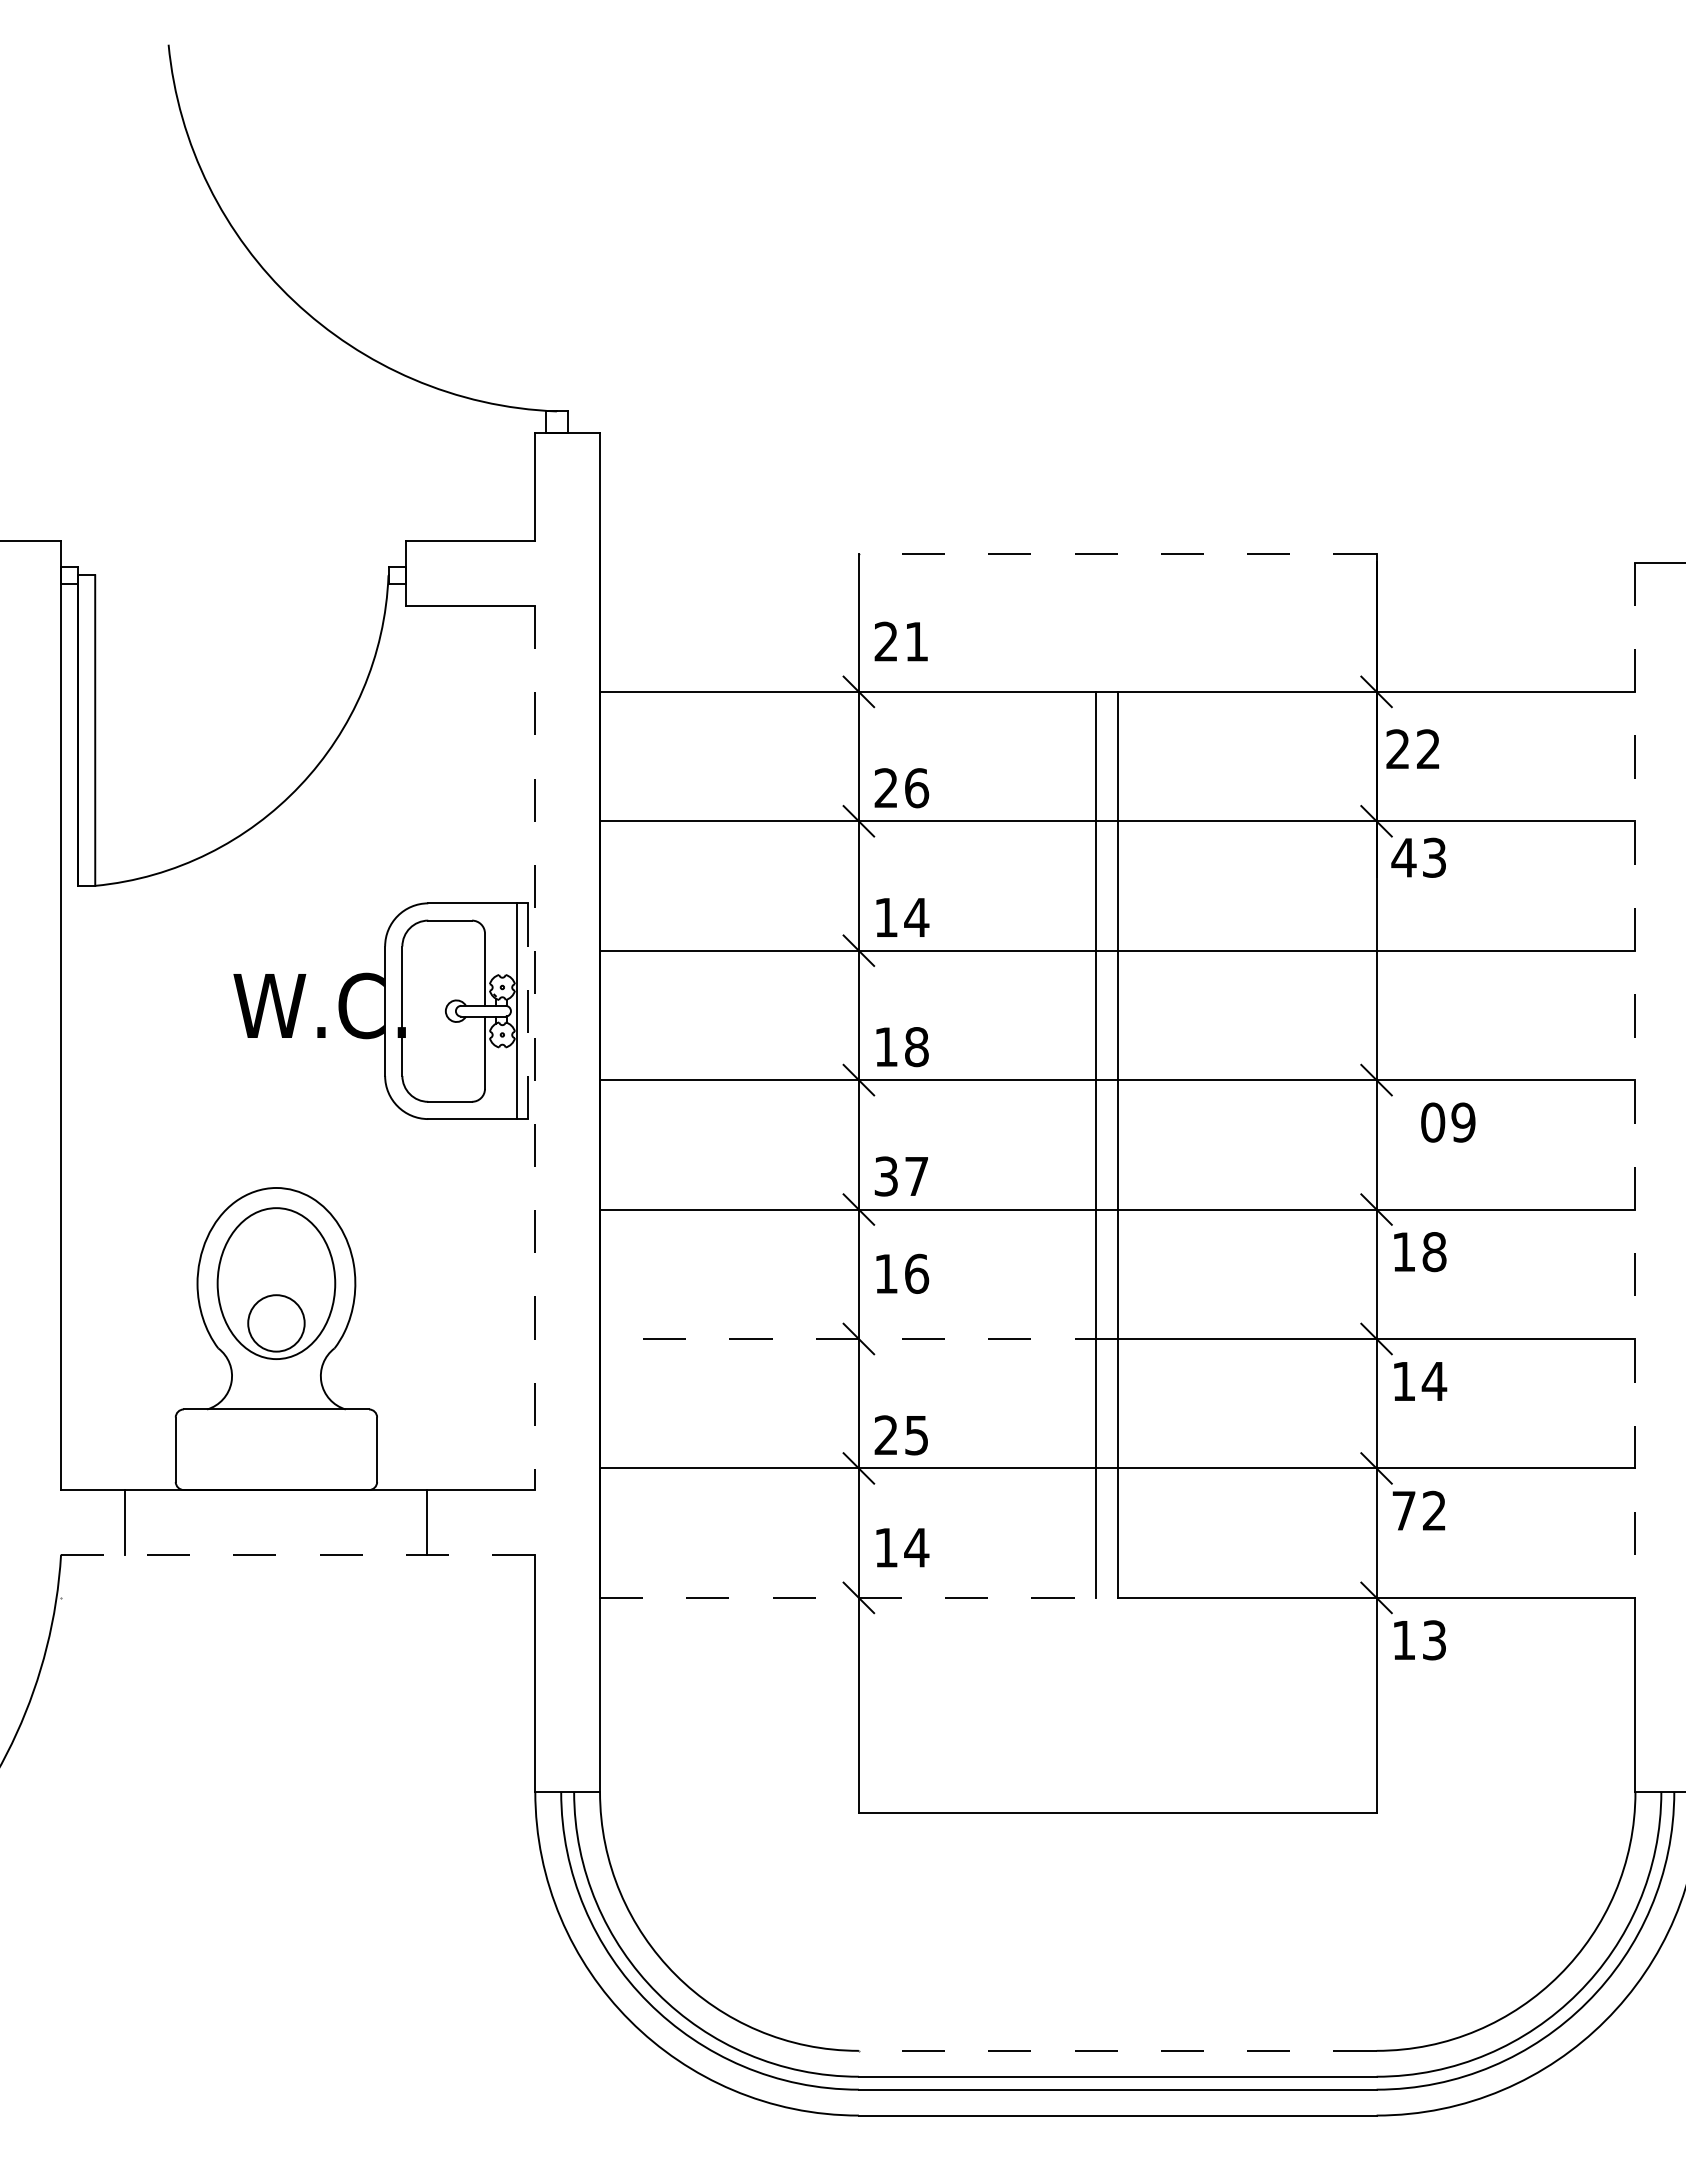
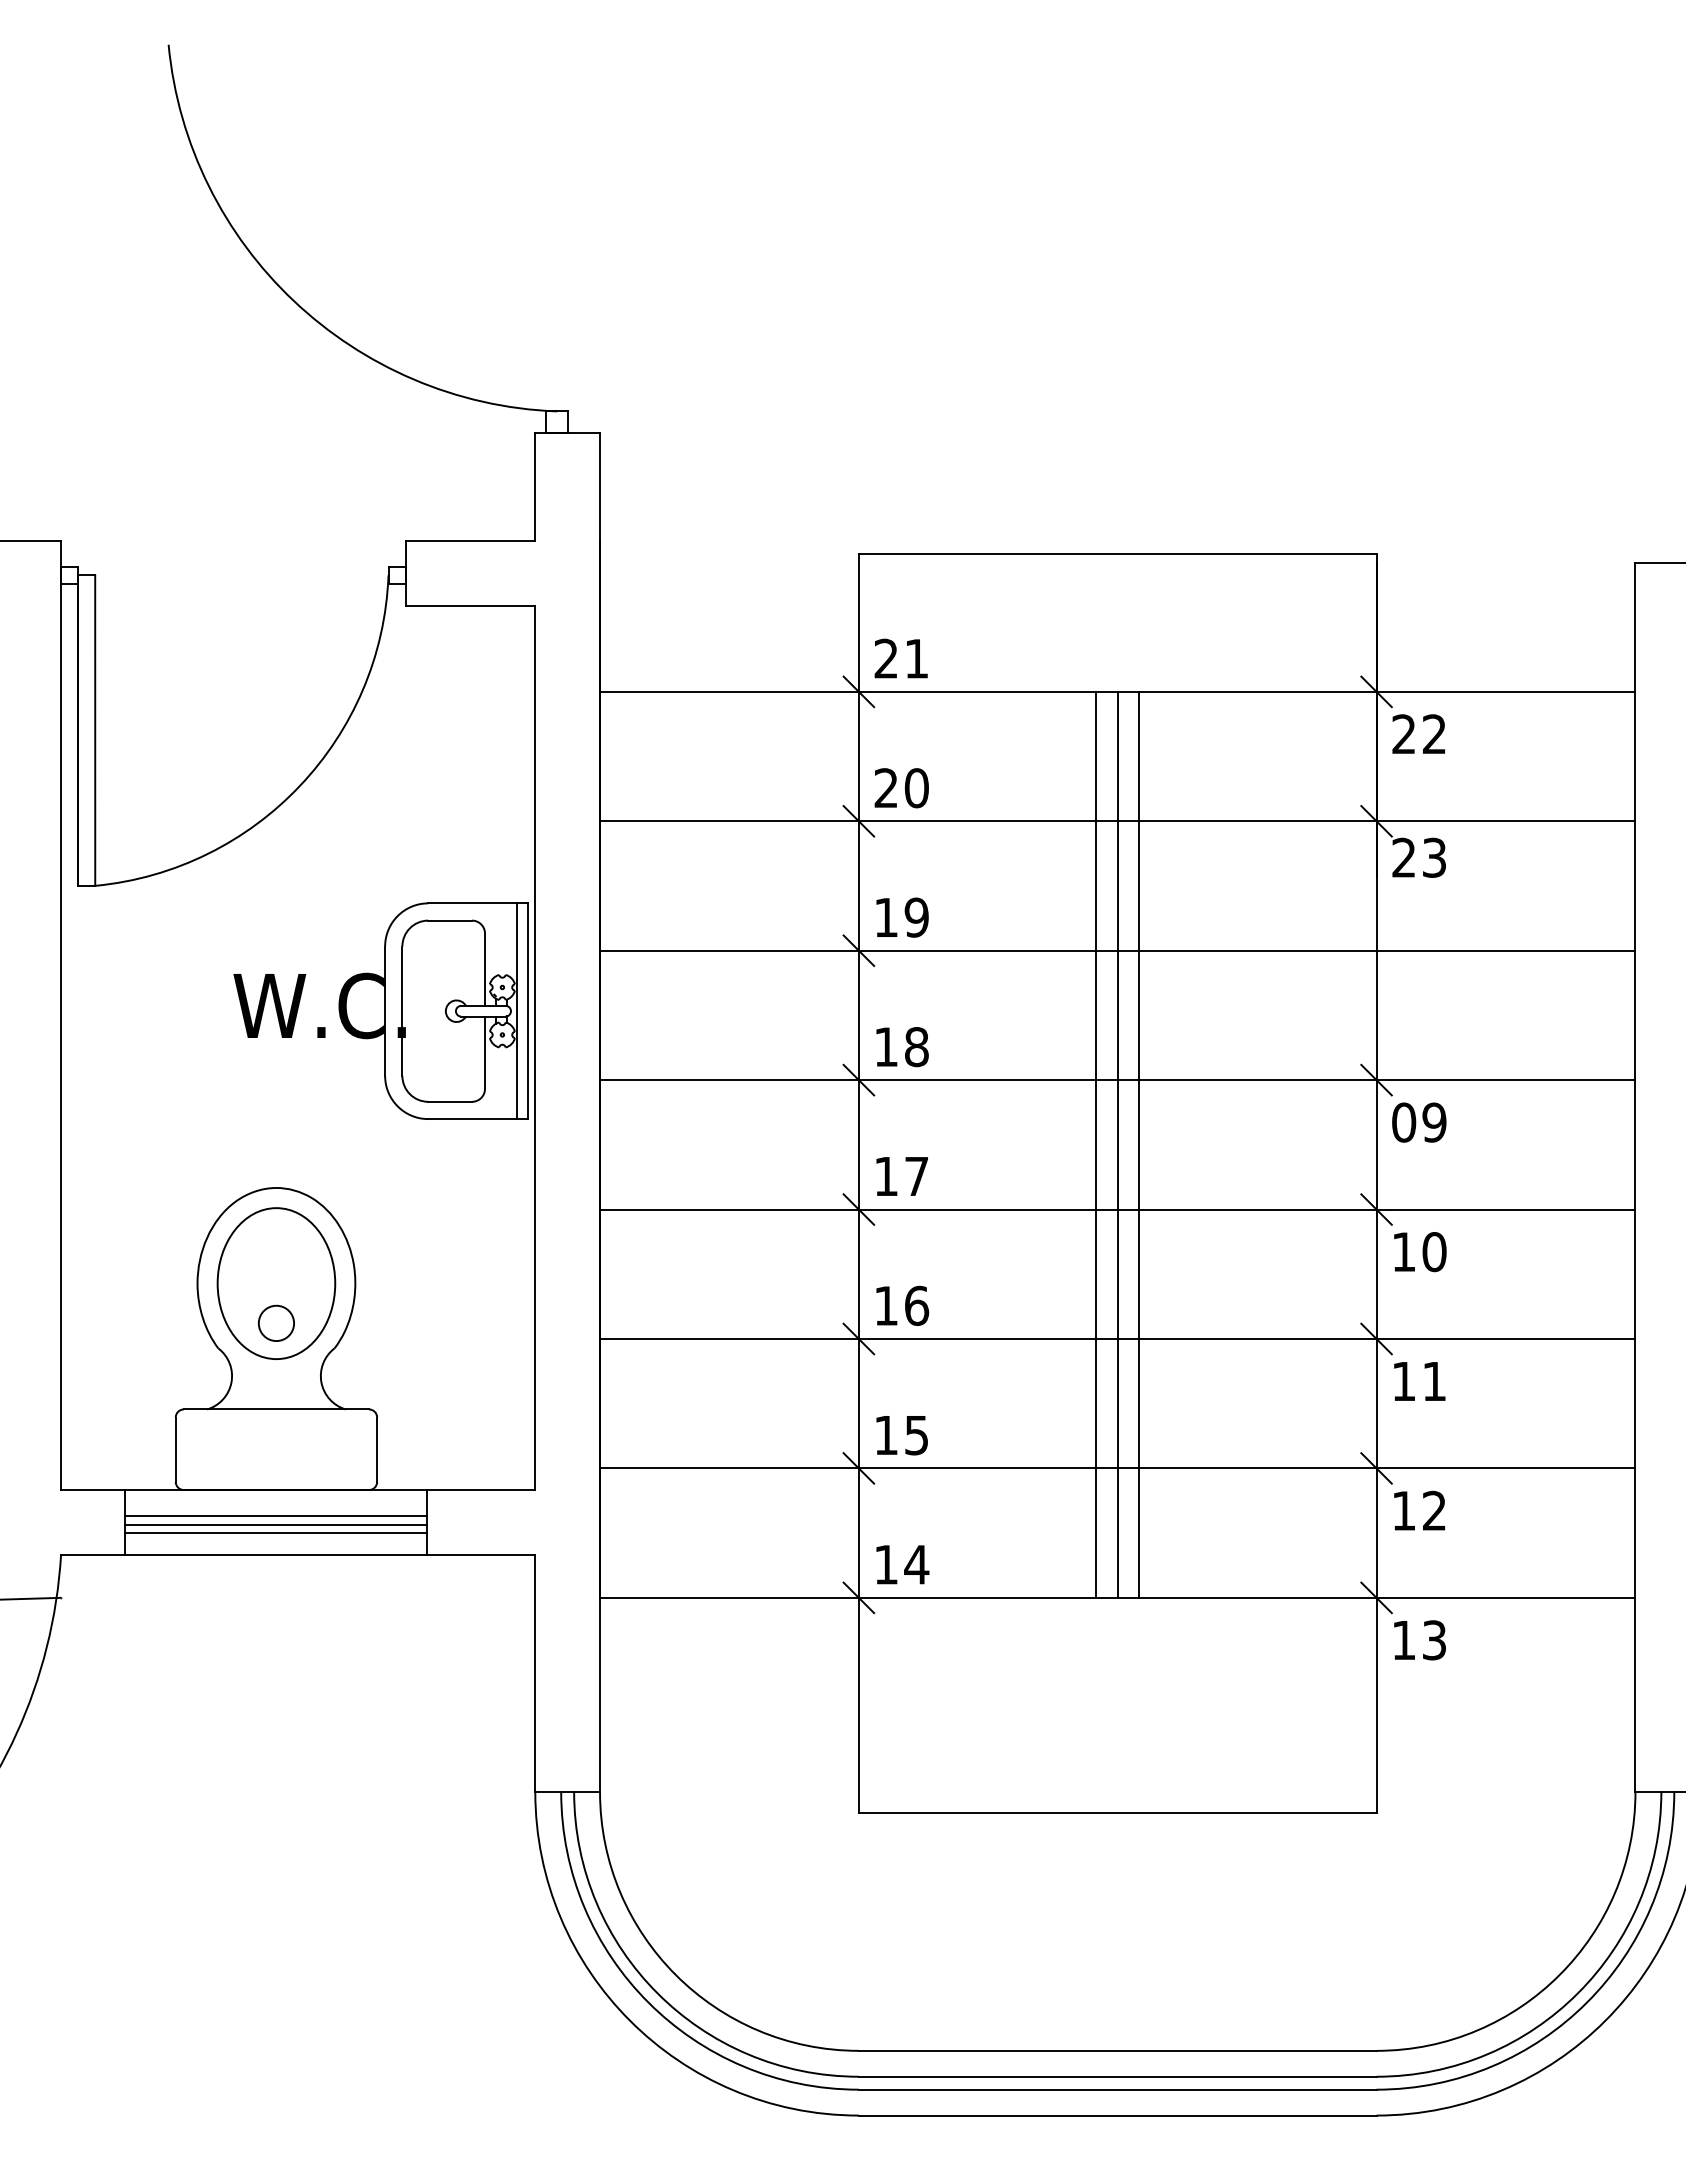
line: dashed -> solid (1117, 554)
text position: (900, 641) -> (900, 658) (900, 658)
text position: (1412, 748) -> (1418, 733) (1418, 733)
text: 26 -> 20 (916, 788)
text: 43 -> 23 (1403, 857)
text: 14 -> 19 (916, 917)
line: dashed -> solid (528, 1011)
line: dashed -> solid (535, 1048)
line: dashed -> solid (1635, 1080)
text position: (1448, 1122) -> (1419, 1122) (1419, 1122)
line: none -> present (1139, 1144)
text: 37 -> 17 (885, 1176)
text: 18 -> 10 (1434, 1251)
text position: (902, 1273) -> (902, 1305) (902, 1305)
circle diameter: 56 px -> 35 px (276, 1323)
line: dashed -> solid (858, 1338)
text: 14 -> 11 (1434, 1381)
text: 25 -> 15 (885, 1434)
text: 72 -> 12 (1403, 1510)
line: none -> present (276, 1515)
line: none -> present (276, 1524)
line: none -> present (276, 1533)
text position: (902, 1547) -> (902, 1564) (902, 1564)
line: dashed -> solid (297, 1554)
line: dashed -> solid (858, 1597)
line: none -> present (31, 1598)
line: dashed -> solid (1117, 2050)
